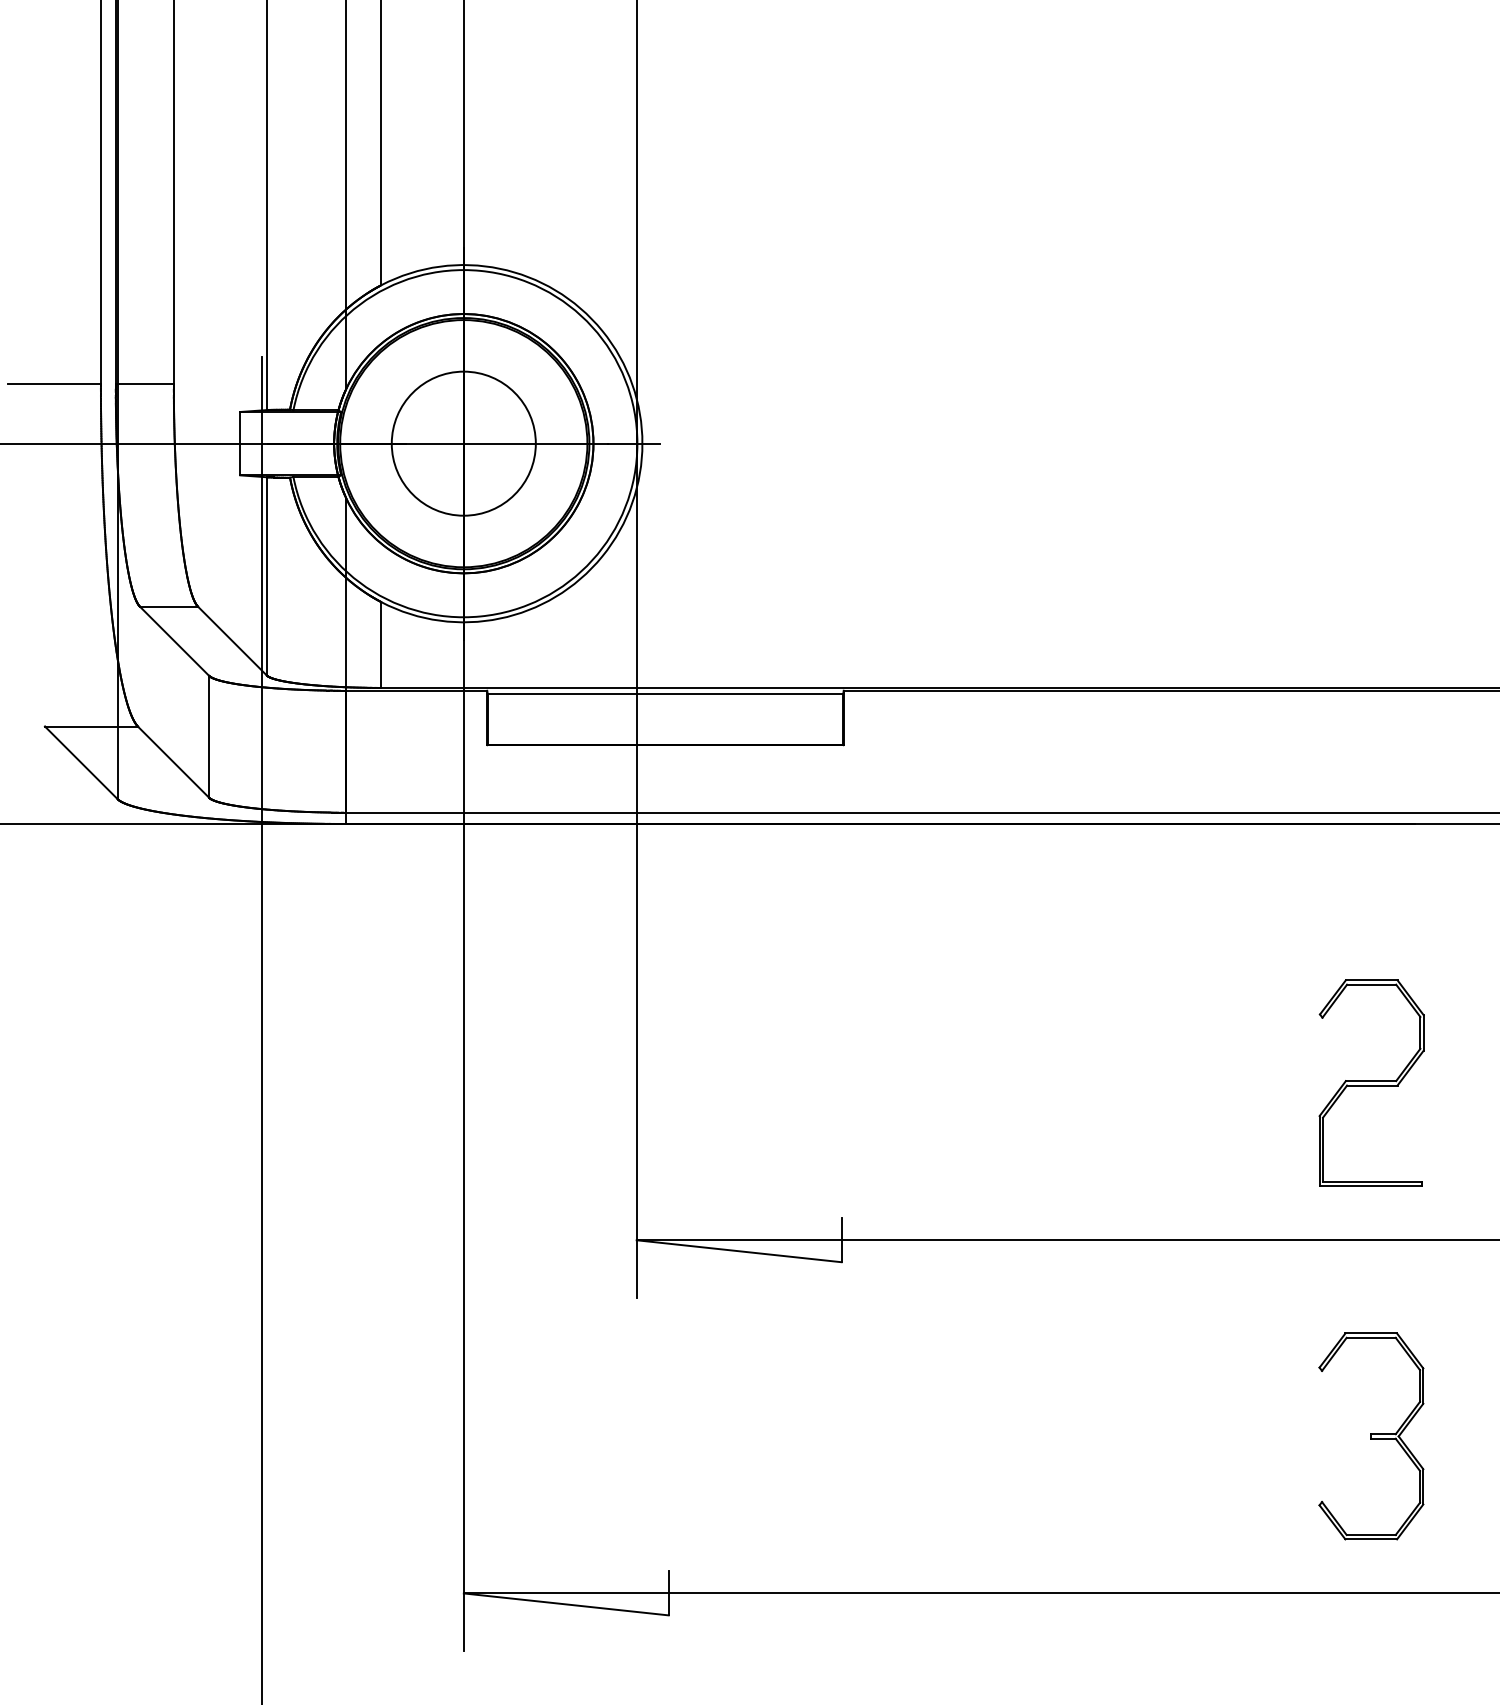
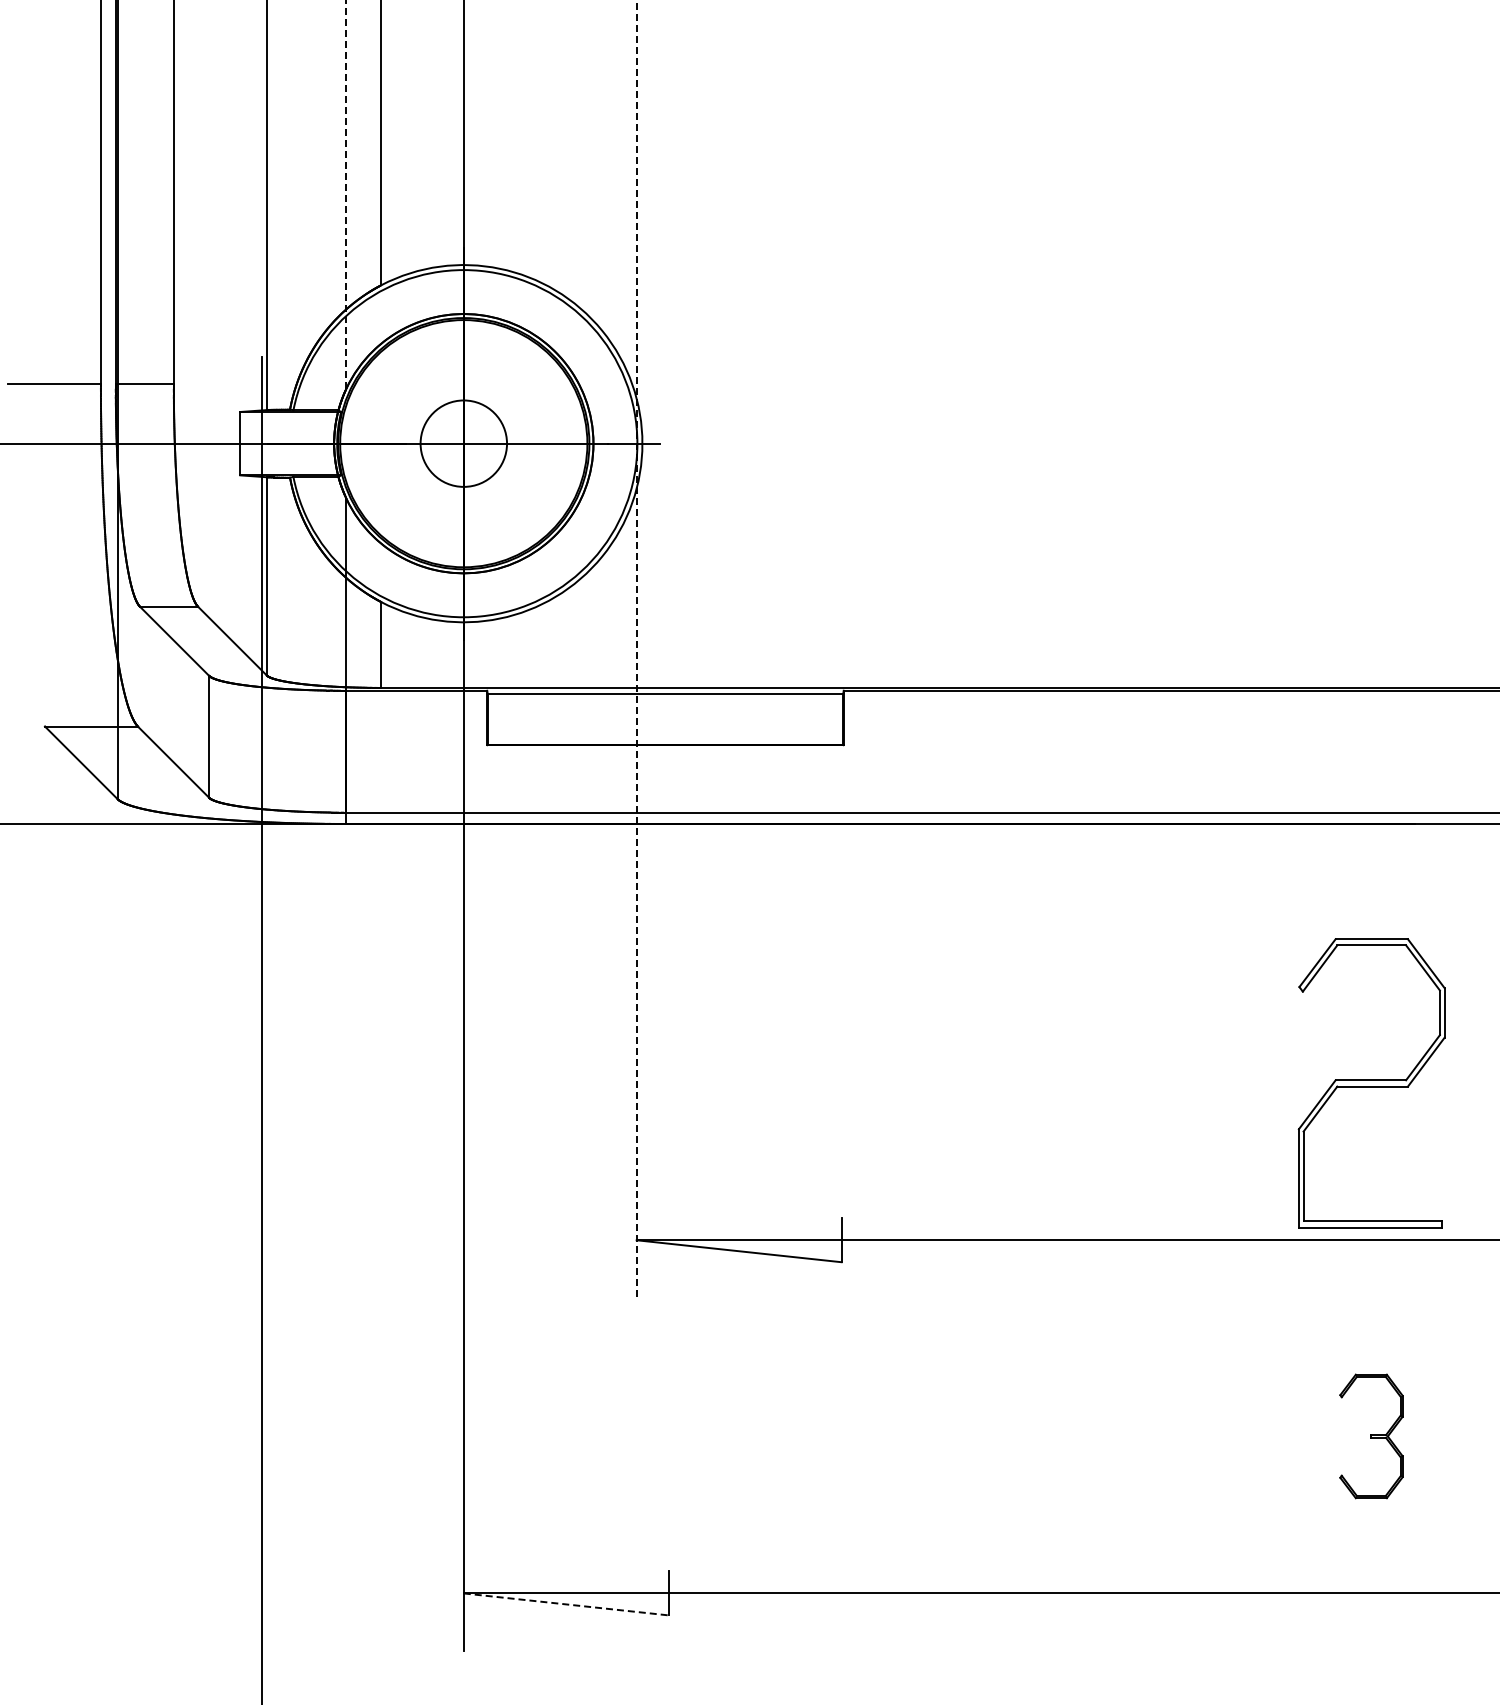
line: solid -> dashed (346, 194)
circle diameter: 144 px -> 86 px (463, 443)
line: solid -> dashed (636, 648)
part size: 107x208 px -> 149x291 px (1371, 1083)
part size: 107x209 px -> 65x127 px (1371, 1436)
line: solid -> dashed (566, 1604)
